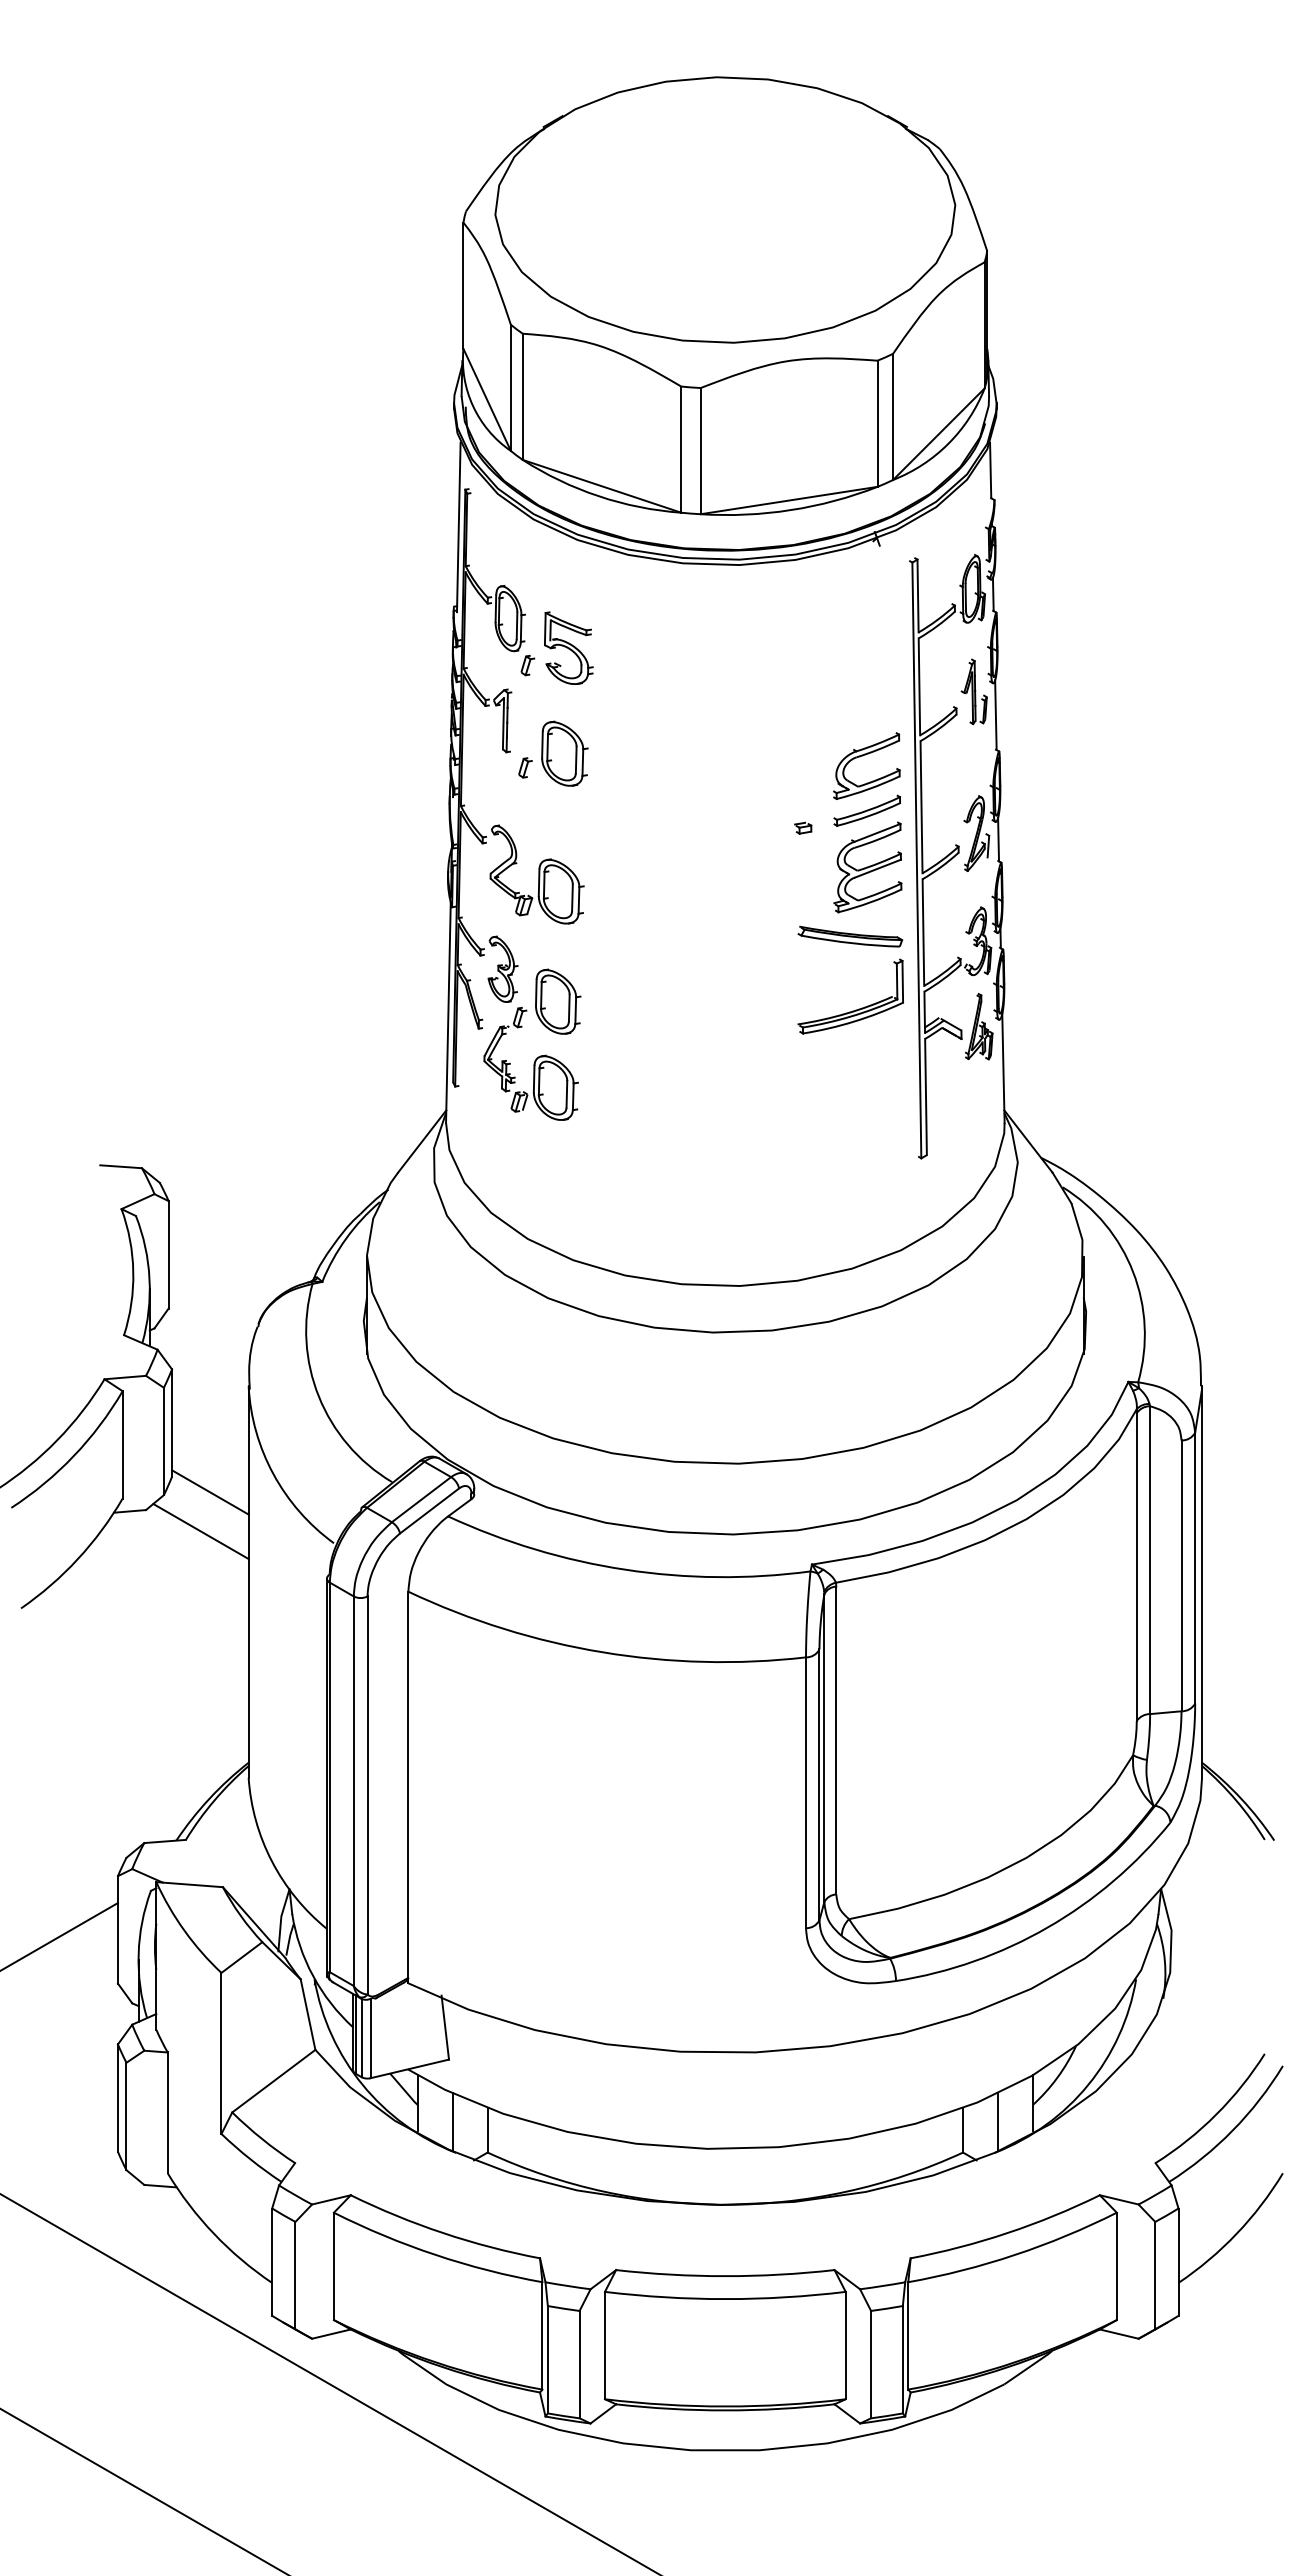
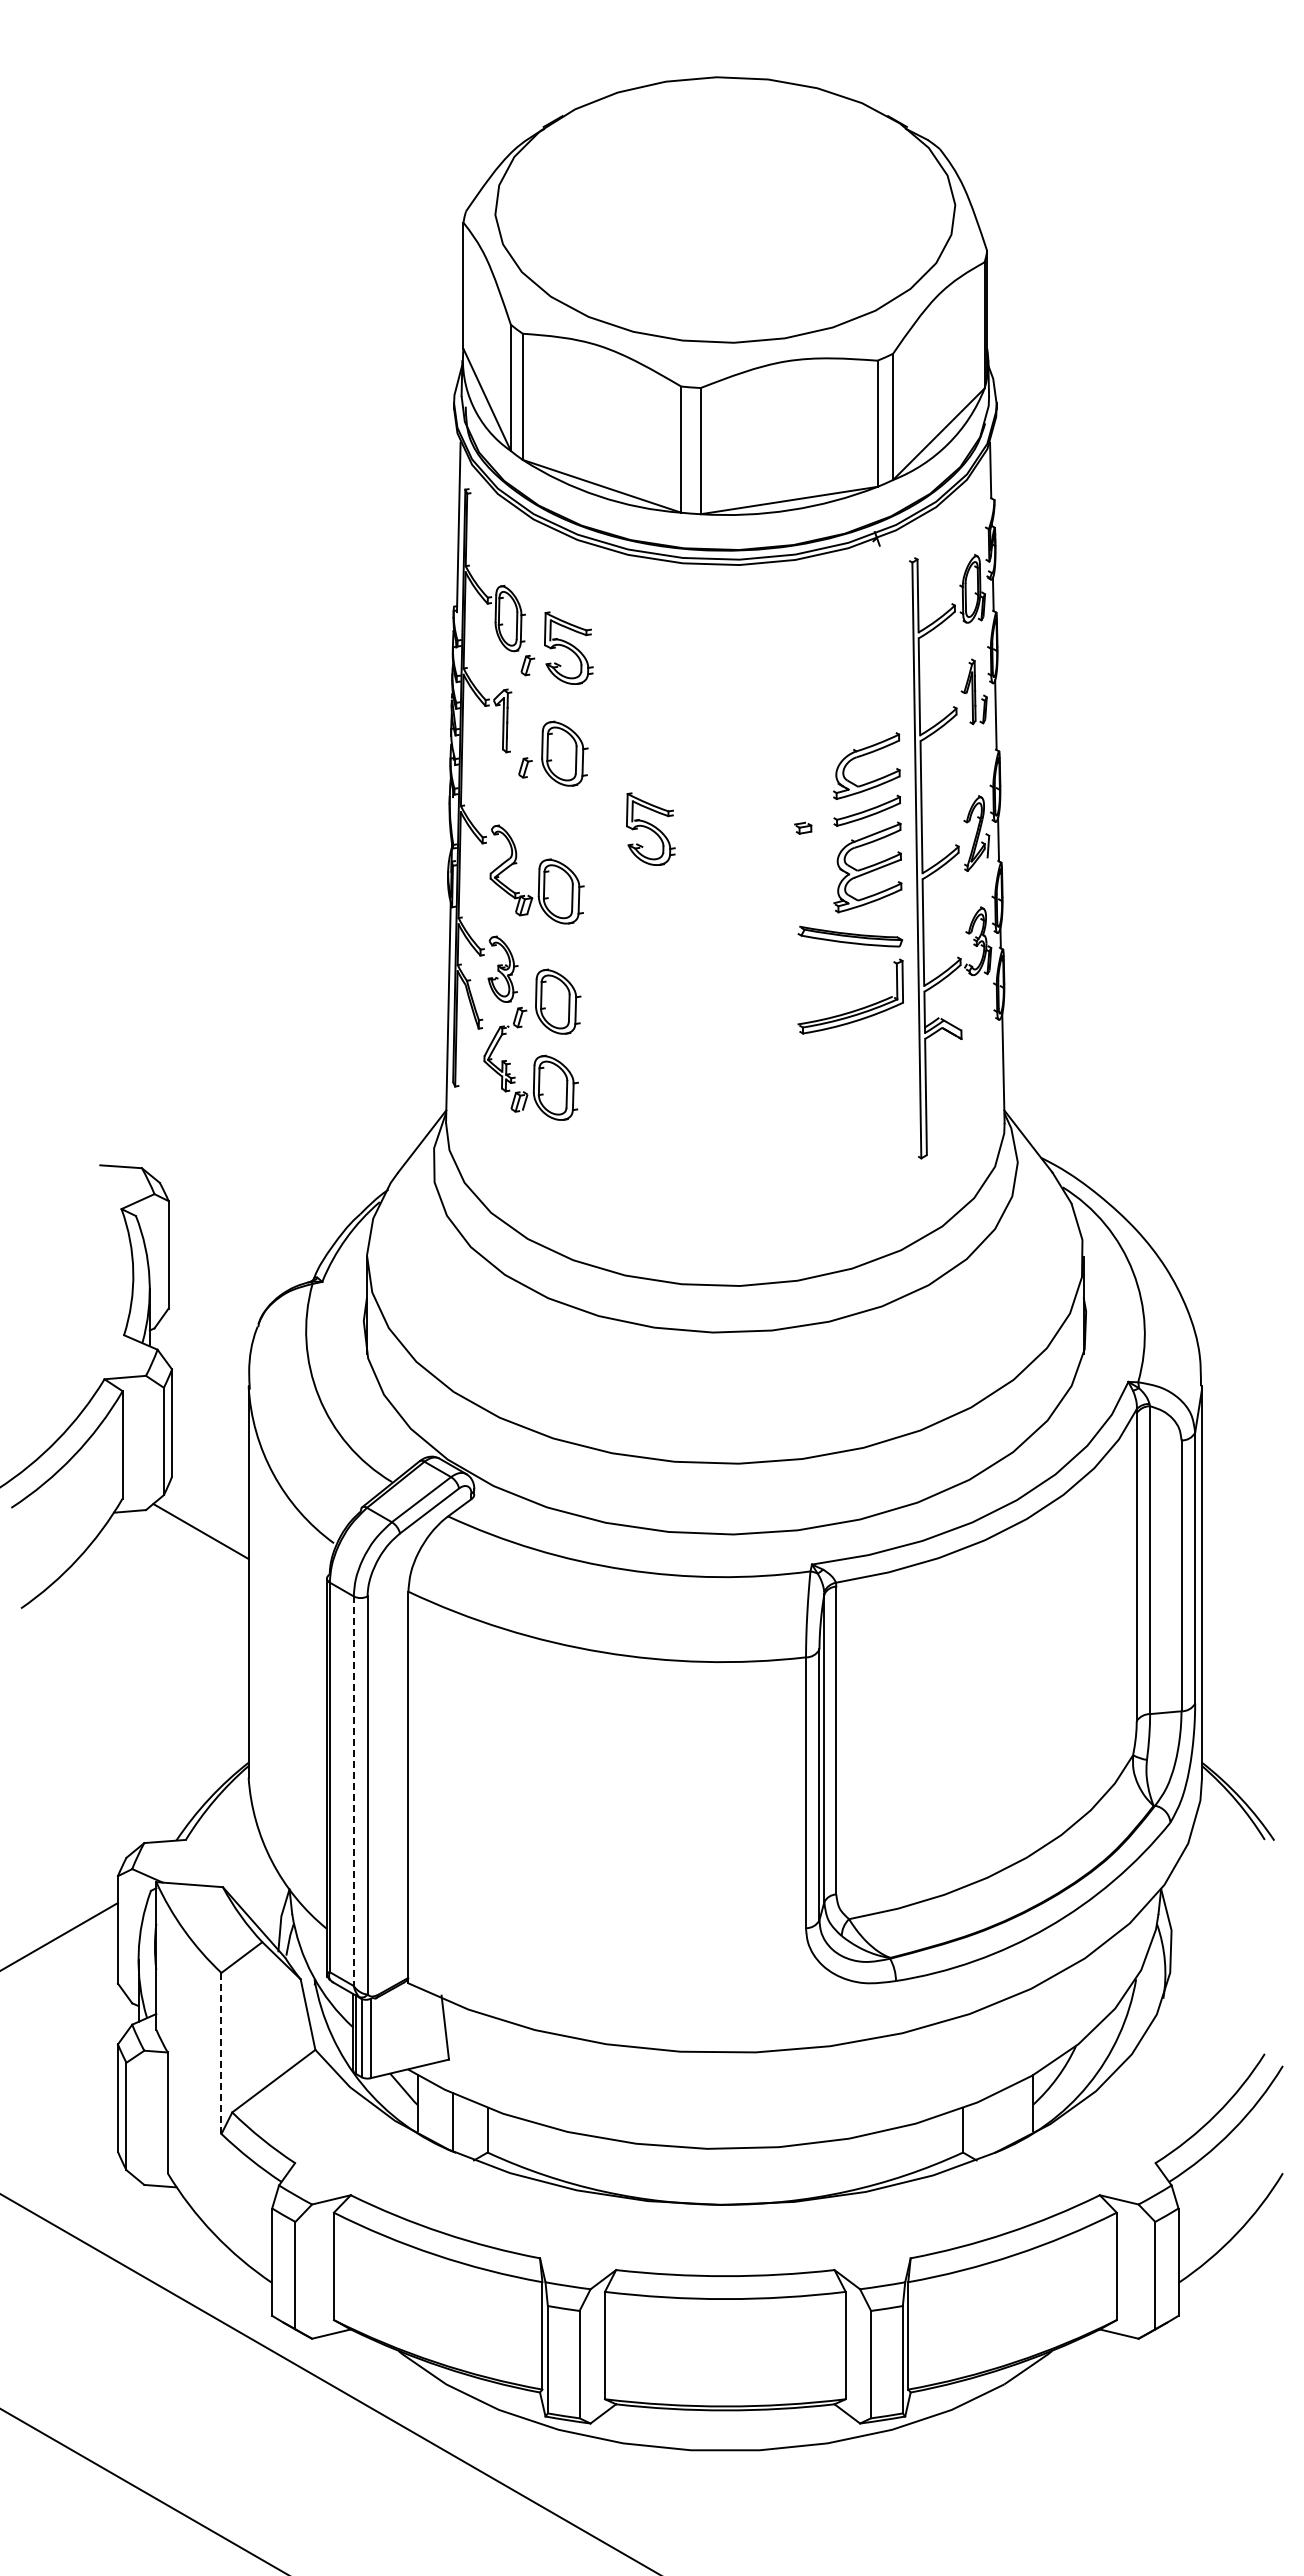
part: none -> present (650, 828)
part: present -> none (979, 1026)
line: present -> none (210, 1492)
line: solid -> dashed (353, 1791)
line: solid -> dashed (221, 2053)
line: present -> none (997, 2122)
